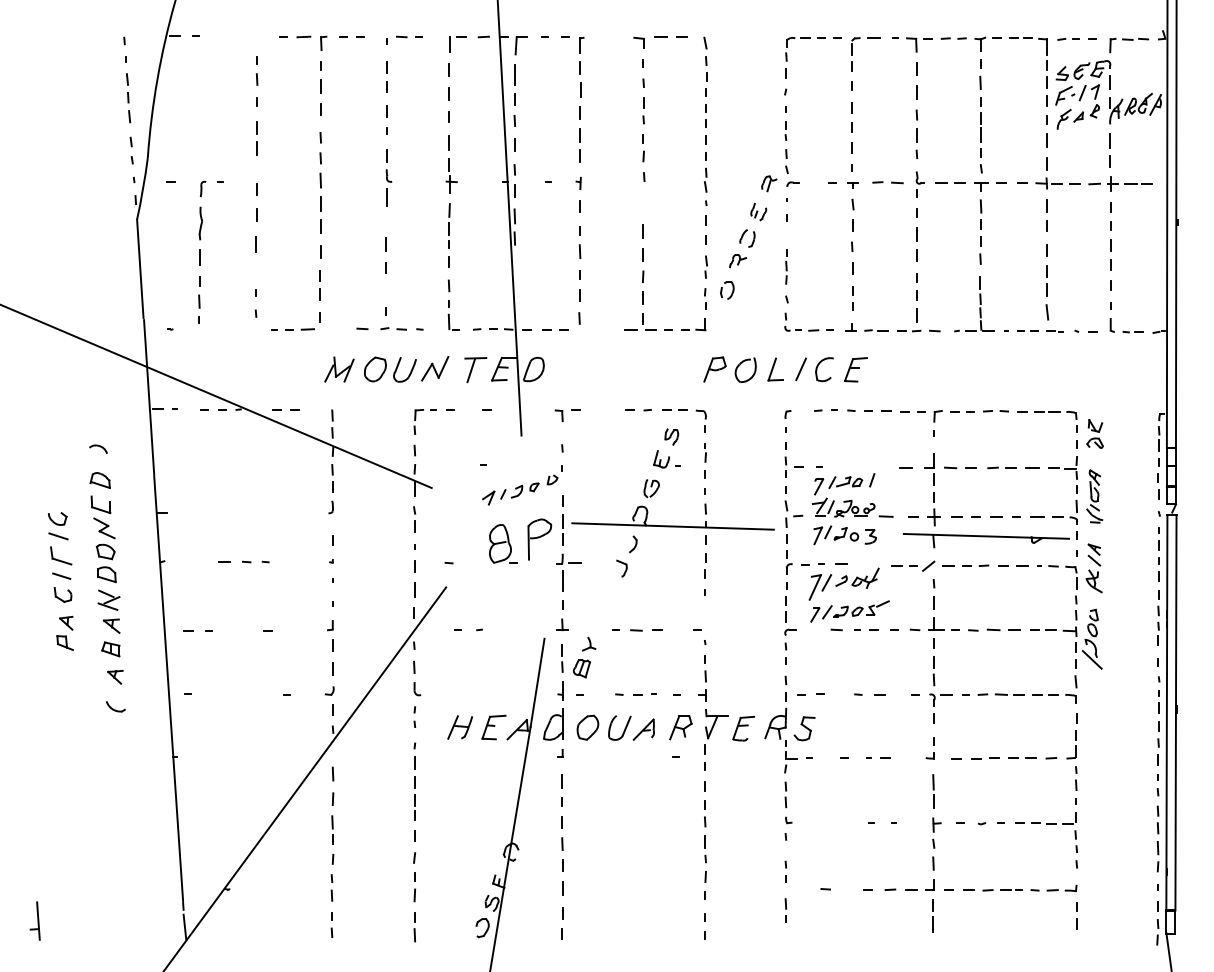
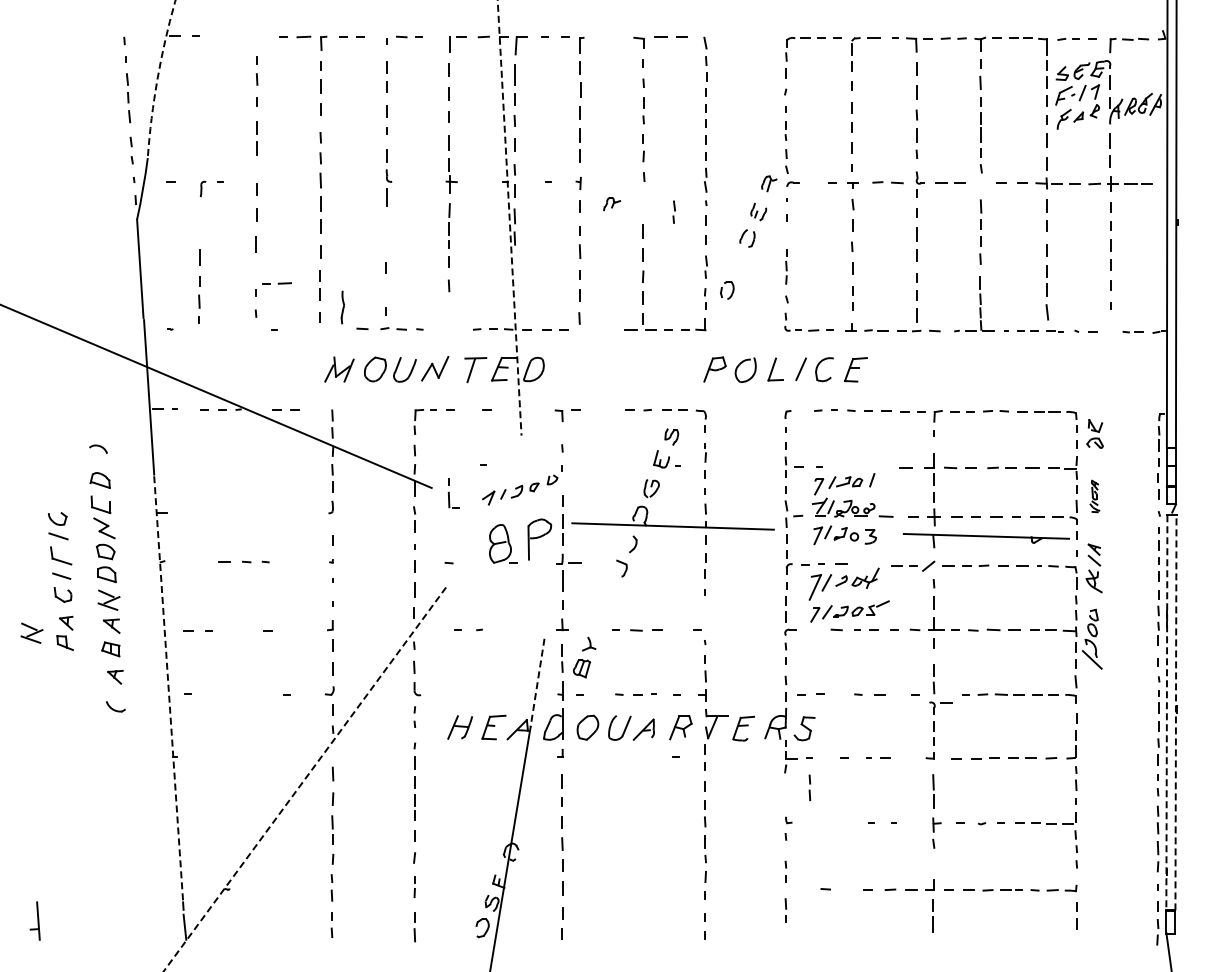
arc: solid -> dashed (157, 78)
part: present -> none (981, 186)
part: none -> present (673, 211)
line: solid -> dashed (509, 218)
part position: (200, 223) -> (342, 307) (342, 307)
line: present -> none (385, 244)
part position: (738, 261) -> (612, 204) (612, 204)
part position: (453, 315) -> (453, 493) (453, 493)
part: present -> none (1111, 325)
line position: (300, 329) -> (277, 283) (277, 283)
part size: 18x55 px -> 12x35 px (1094, 496)
part: none -> present (31, 632)
line: solid -> dashed (537, 682)
line: solid -> dashed (168, 688)
part position: (940, 689) -> (940, 697) (940, 697)
line: solid -> dashed (1166, 712)
line: solid -> dashed (1175, 712)
line: solid -> dashed (304, 779)
part position: (785, 794) -> (809, 787) (809, 787)
line: present -> none (933, 863)
part size: 3x31 px -> 3x22 px (414, 886)
